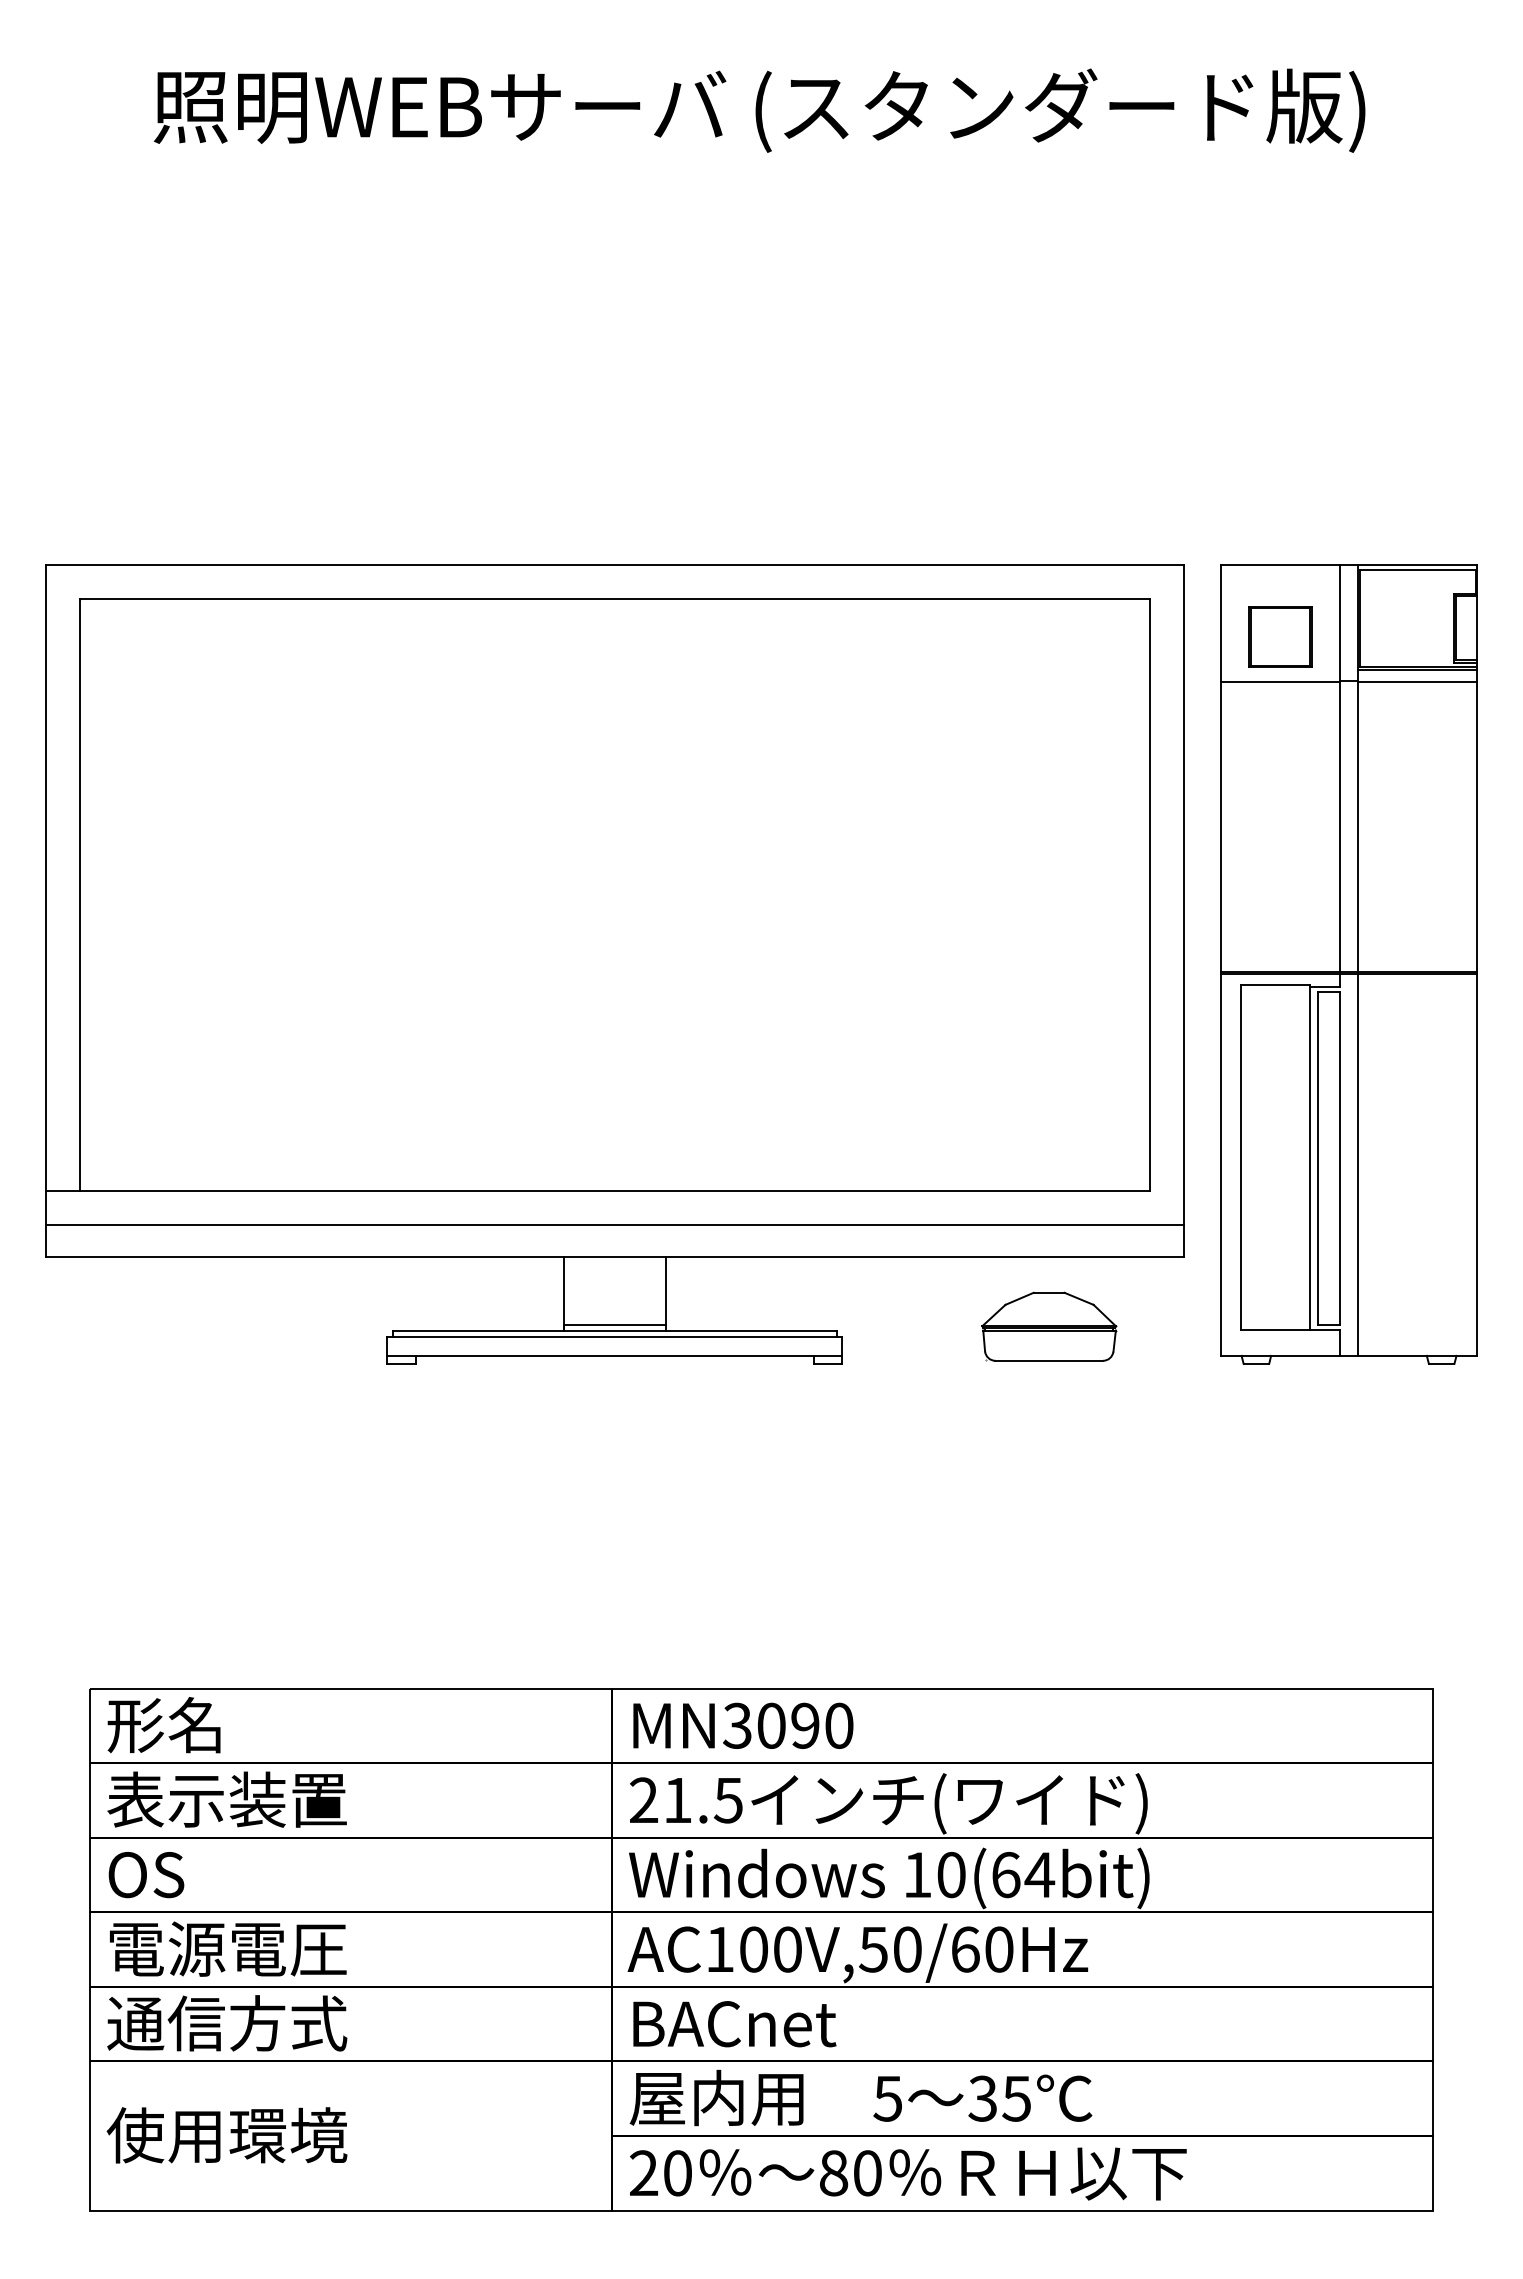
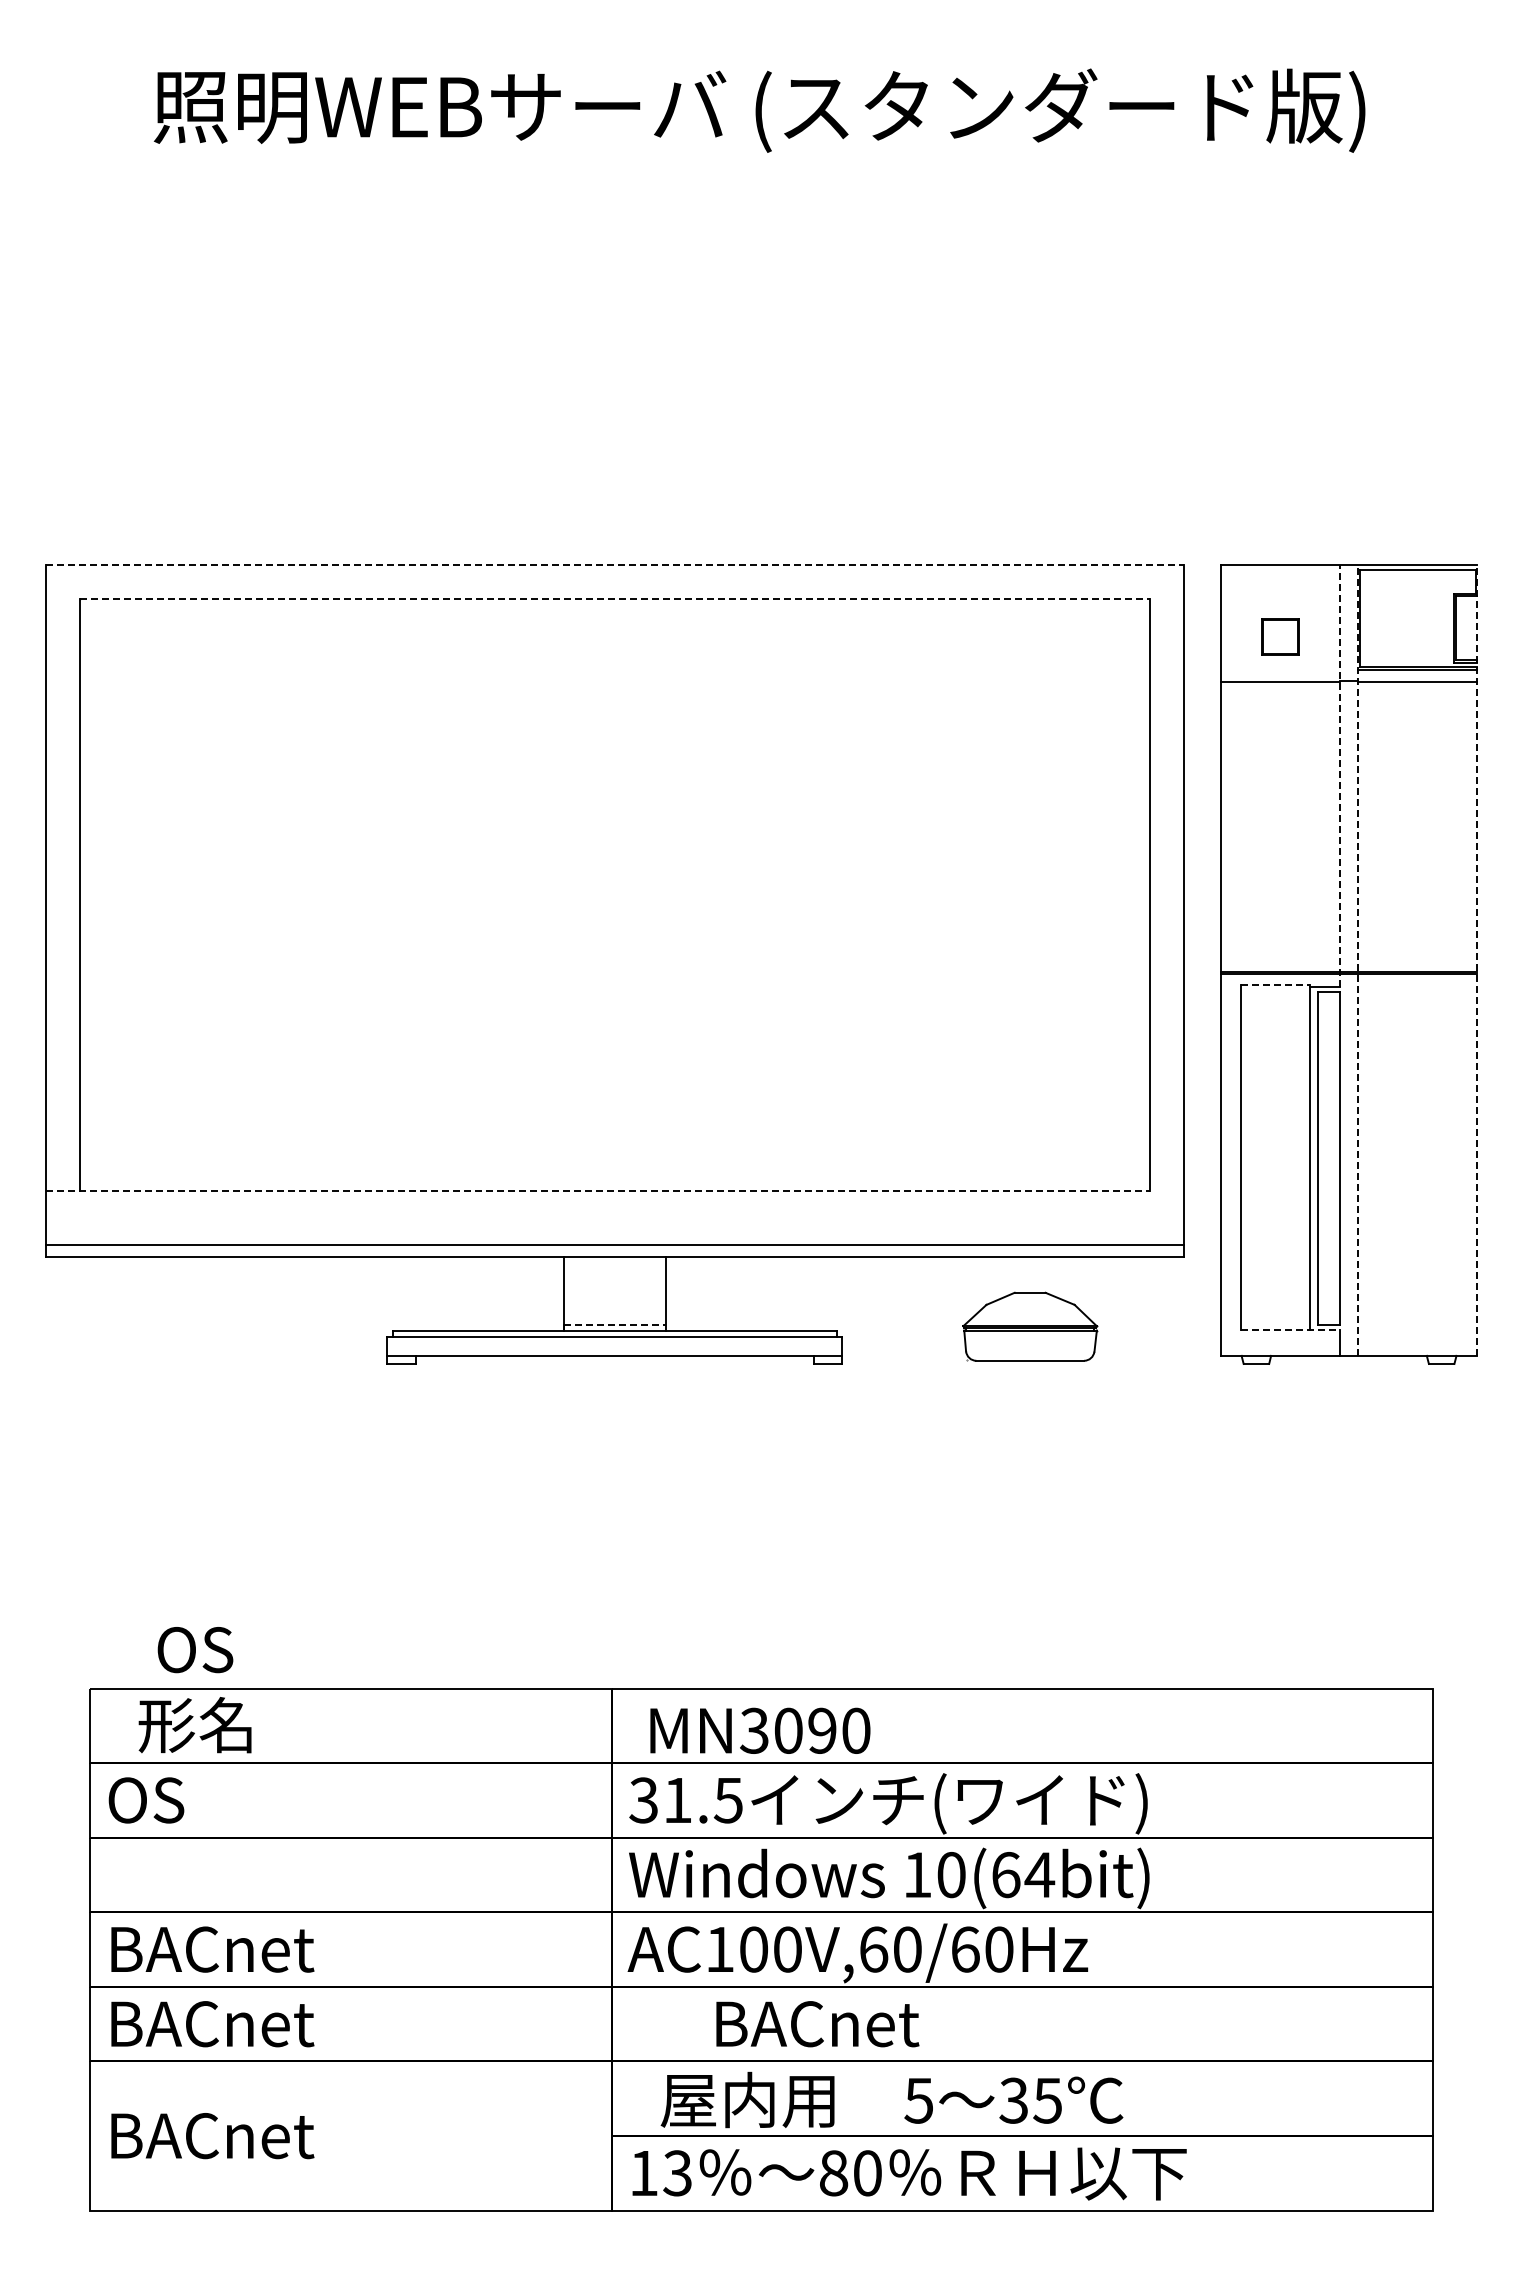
line: solid -> dashed (615, 564)
line: solid -> dashed (615, 598)
part size: 65x62 px -> 39x38 px (1280, 636)
line: solid -> dashed (1340, 775)
line: solid -> dashed (1357, 960)
line: solid -> dashed (1477, 960)
line: solid -> dashed (1275, 984)
line: solid -> dashed (598, 1190)
line position: (614, 1225) -> (614, 1245) (614, 1245)
line: solid -> dashed (615, 1325)
part position: (1049, 1326) -> (1030, 1326) (1030, 1326)
line: solid -> dashed (1290, 1330)
text position: (163, 1725) -> (194, 1725) (194, 1725)
text position: (743, 1725) -> (760, 1730) (760, 1730)
text: 表示装置 -> OS (226, 1799)
text: 21.5 -> 31.5 (643, 1800)
text position: (146, 1875) -> (195, 1650) (195, 1650)
text: 電源電圧 -> BACnet (227, 1948)
text: AC100V,50/60Hz -> AC100V,60/60Hz (873, 1949)
text: 通信方式 -> BACnet (227, 2023)
text position: (734, 2024) -> (817, 2024) (817, 2024)
text position: (860, 2097) -> (891, 2099) (891, 2099)
text: 使用環境 -> BACnet (226, 2135)
text: 20 -> 13 (660, 2173)
